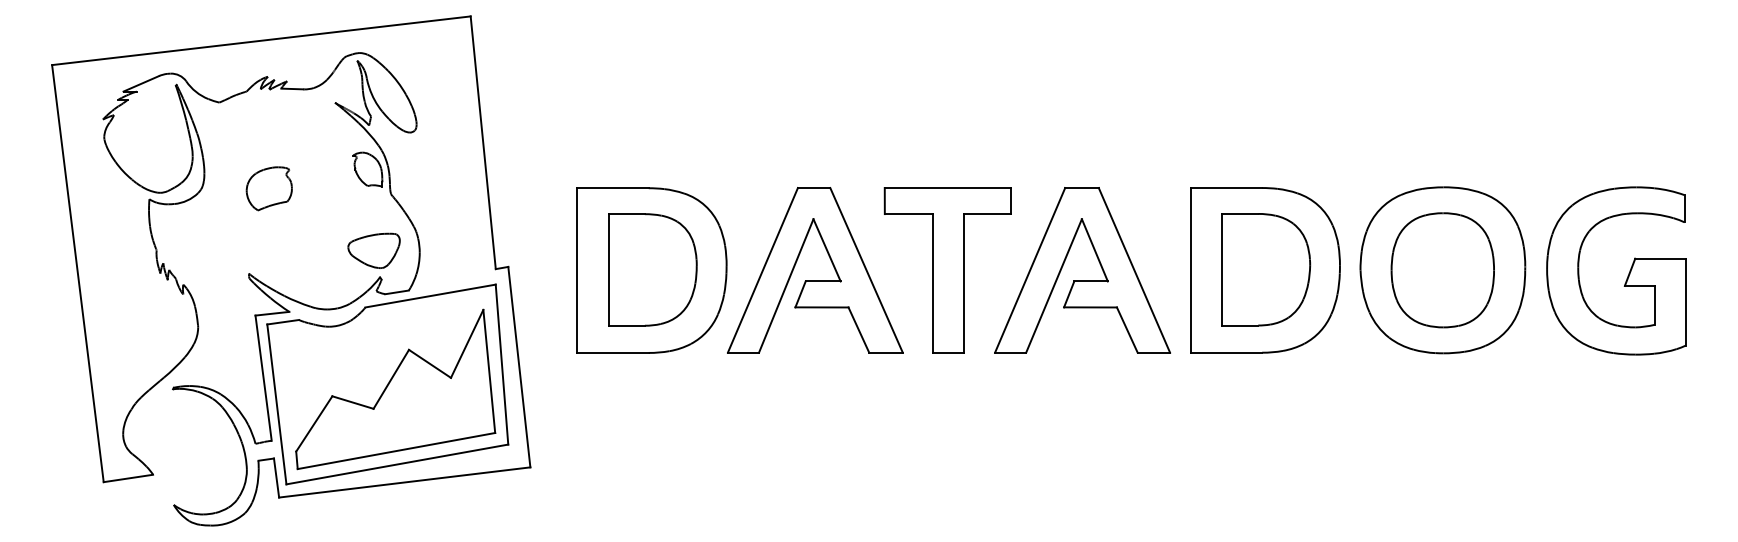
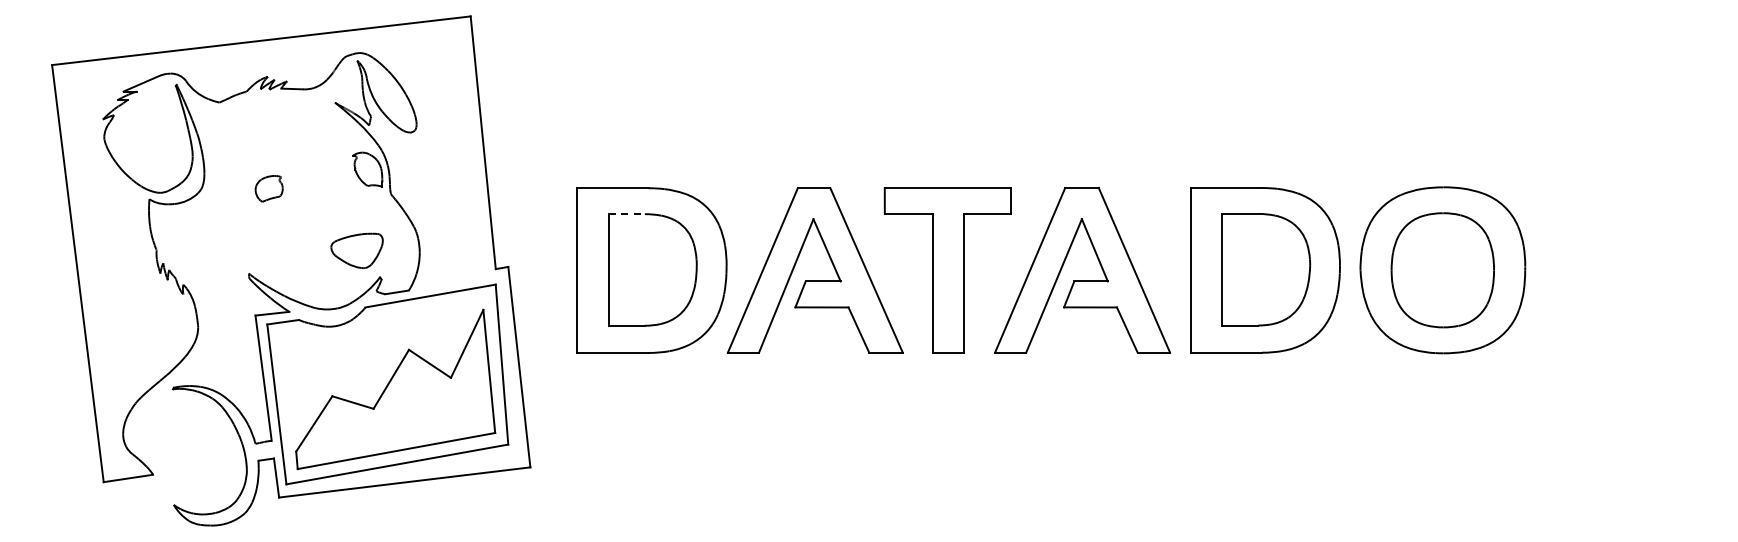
part size: 48x46 px -> 30x28 px (268, 188)
line: solid -> dashed (627, 214)
part position: (373, 250) -> (356, 250) (356, 250)
part: present -> none (1627, 275)
